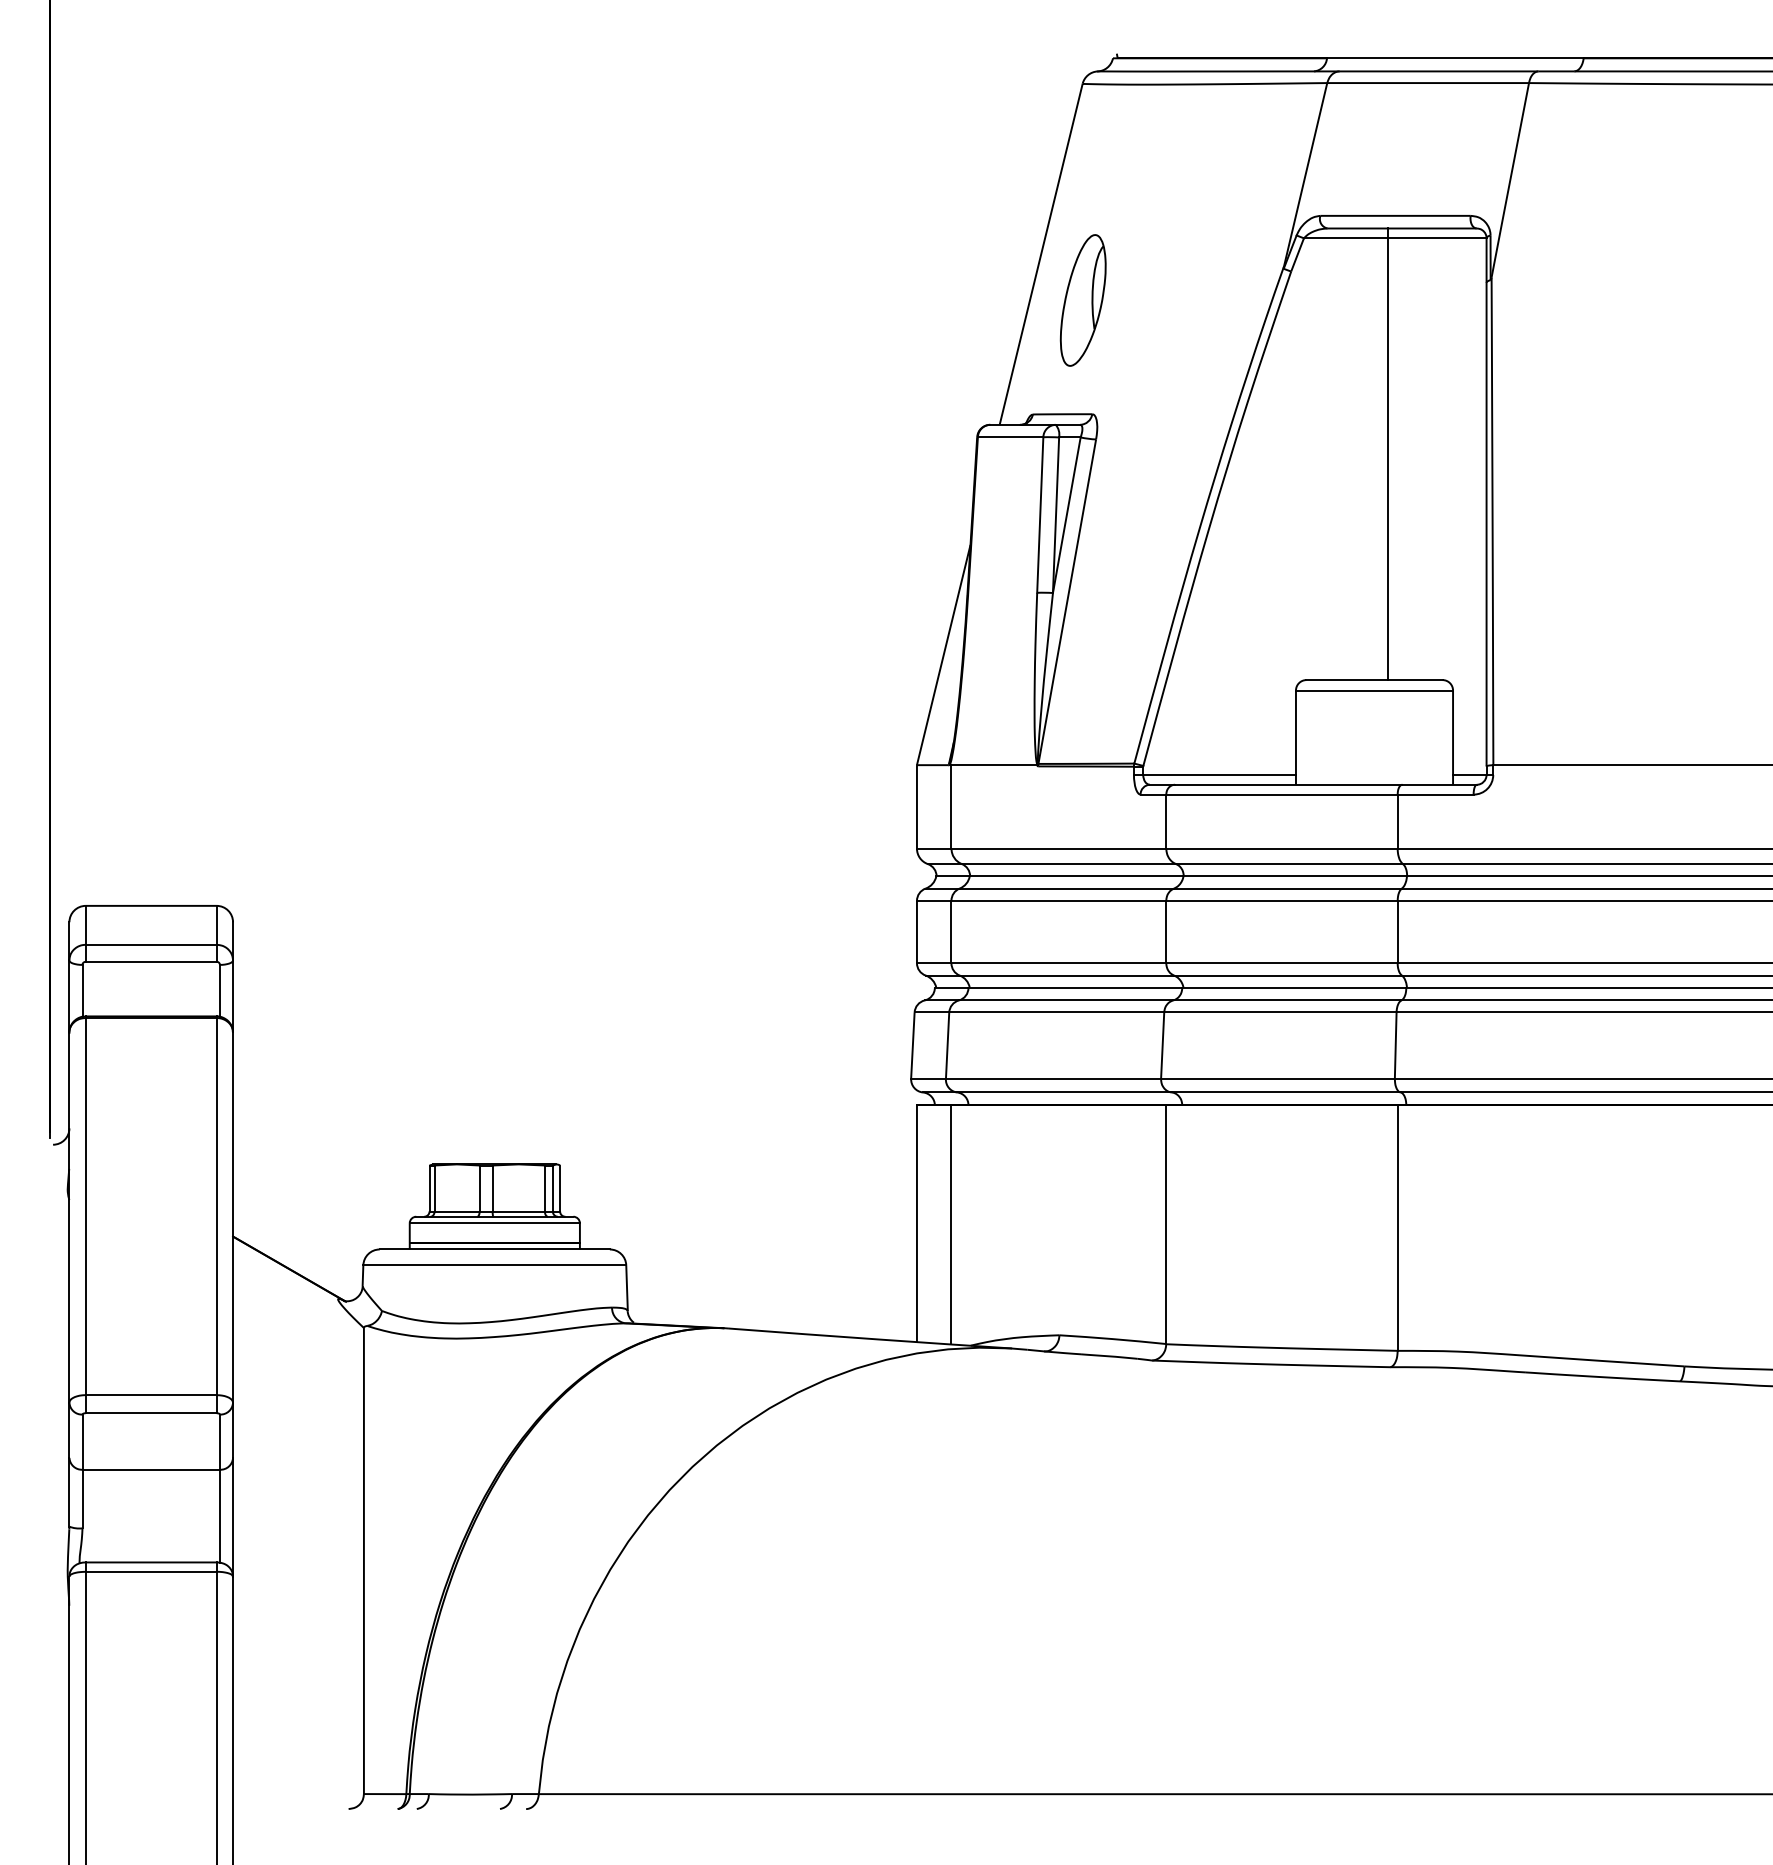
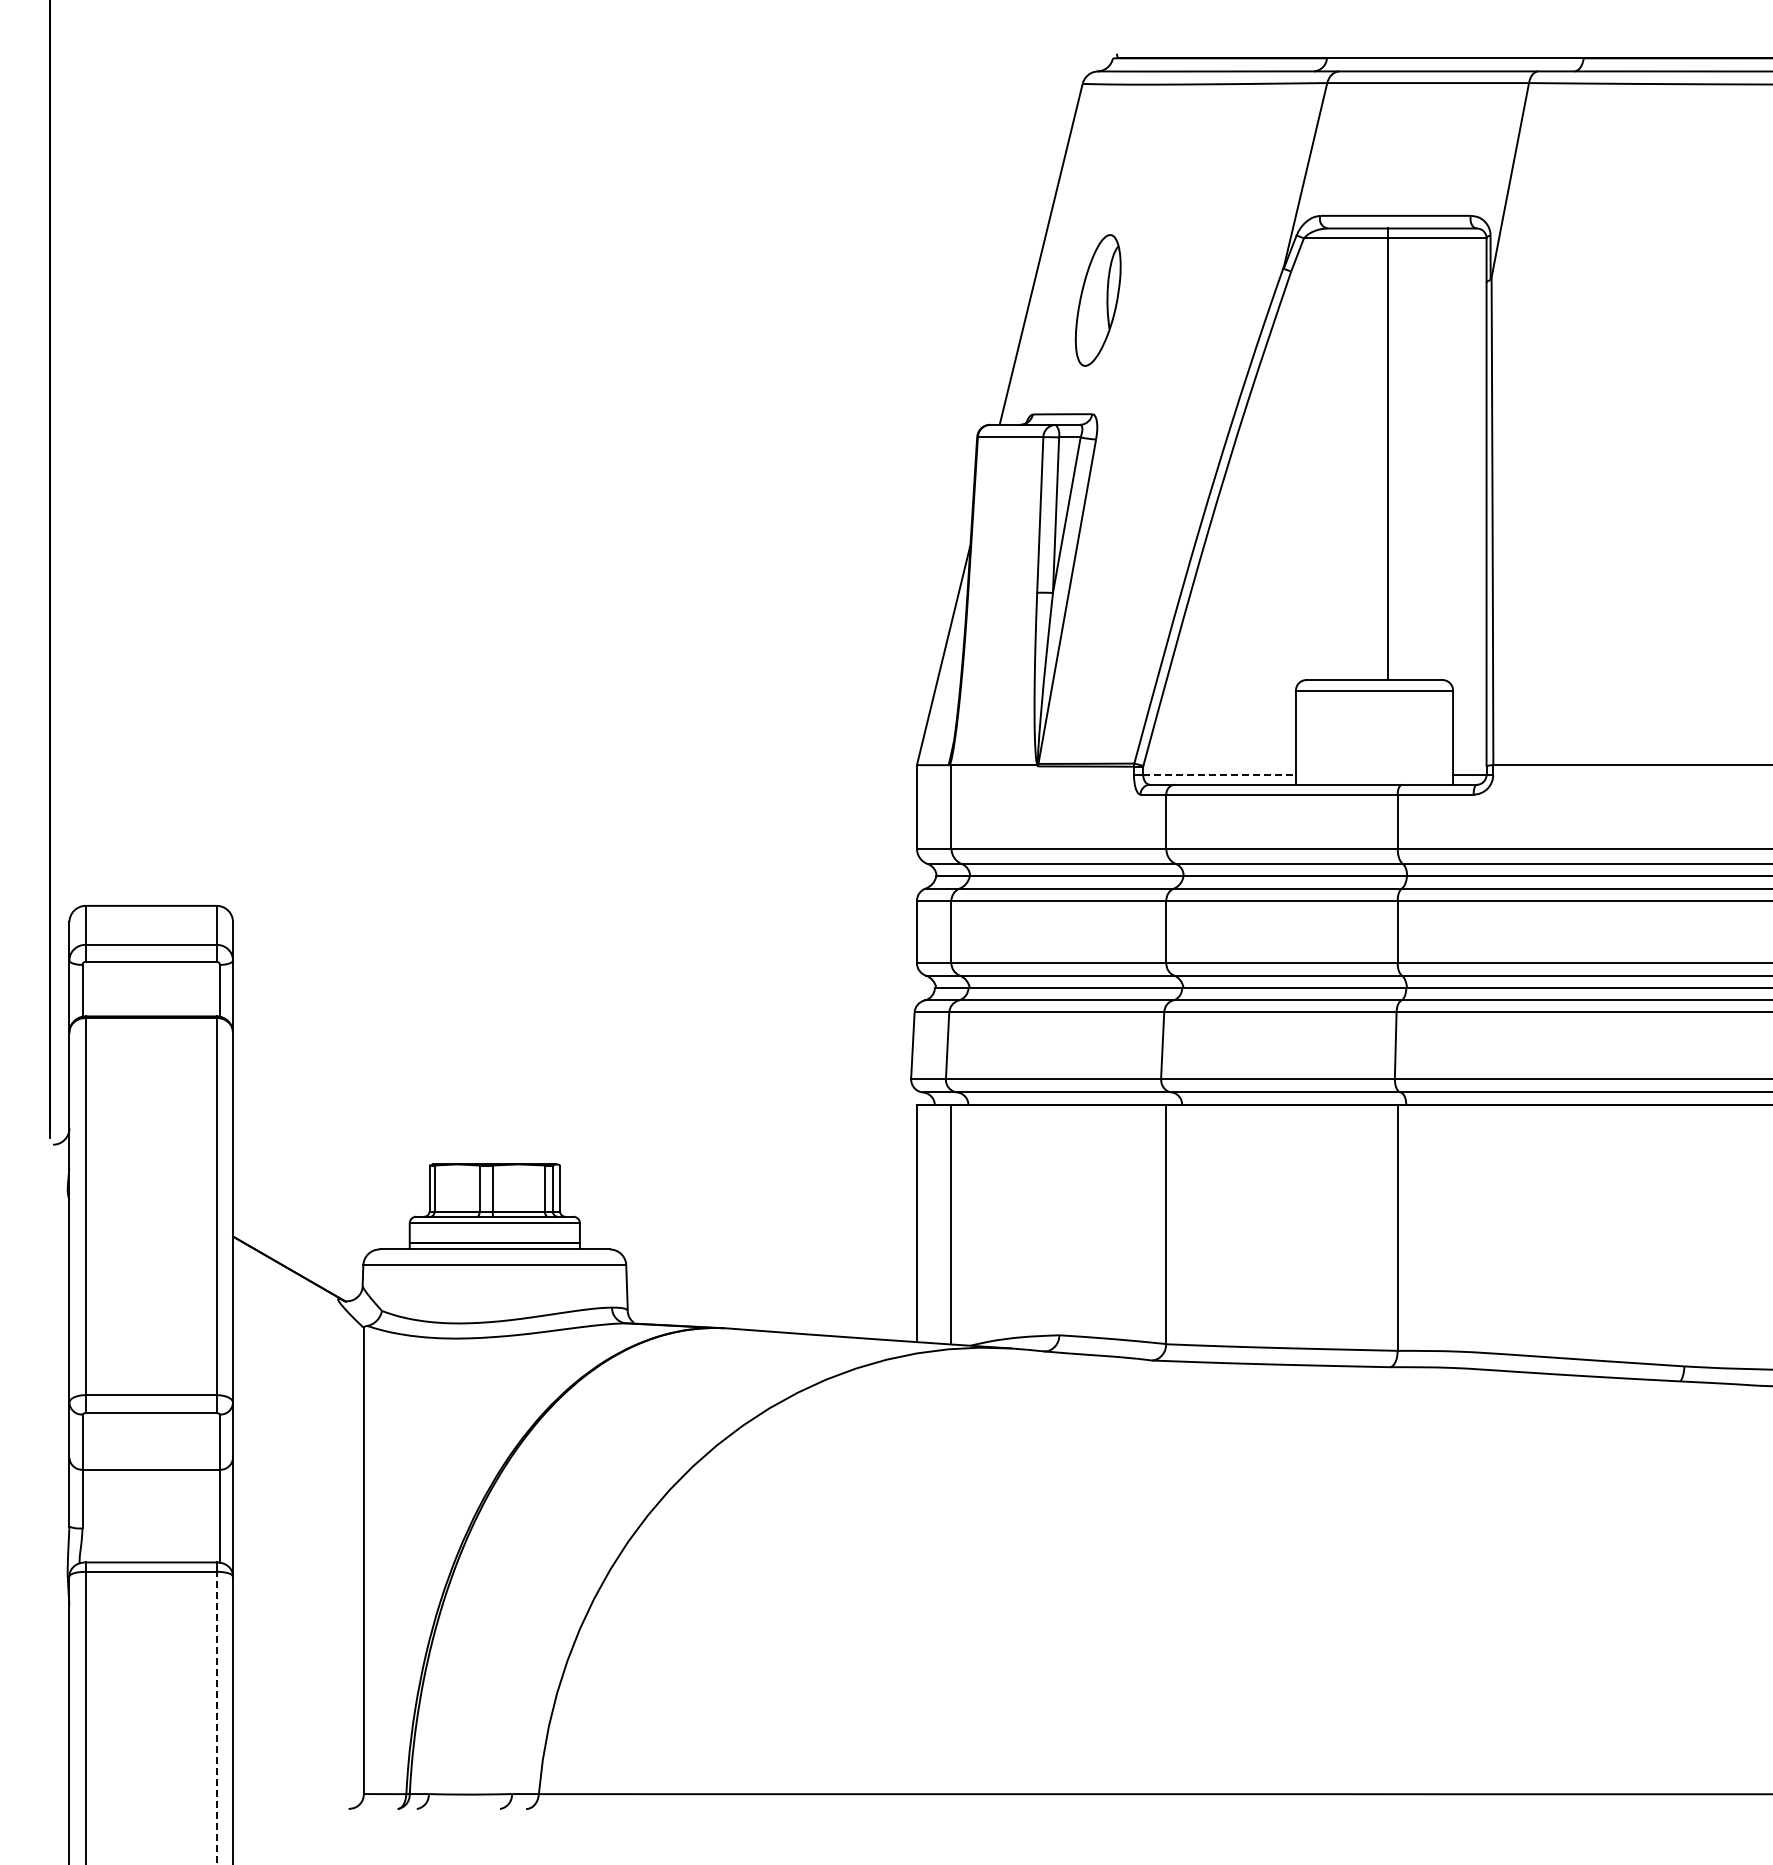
part position: (1082, 300) -> (1097, 300) (1097, 300)
line: solid -> dashed (1220, 774)
line: solid -> dashed (216, 1717)
